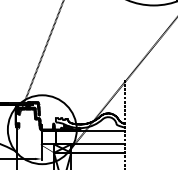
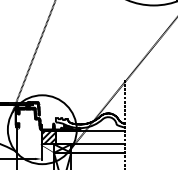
line position: (41, 58) -> (33, 57) (33, 57)
hatch: none -> present (48, 137)
